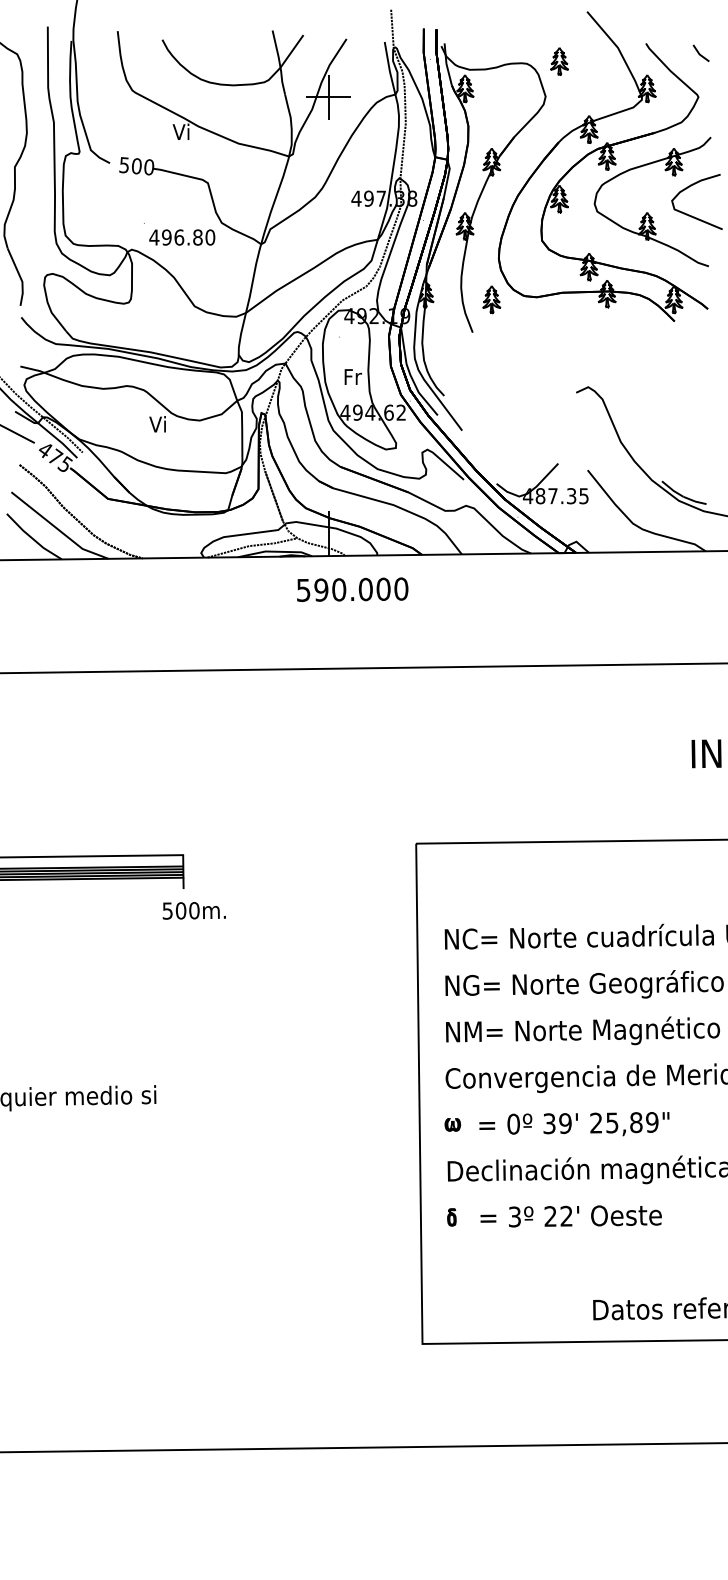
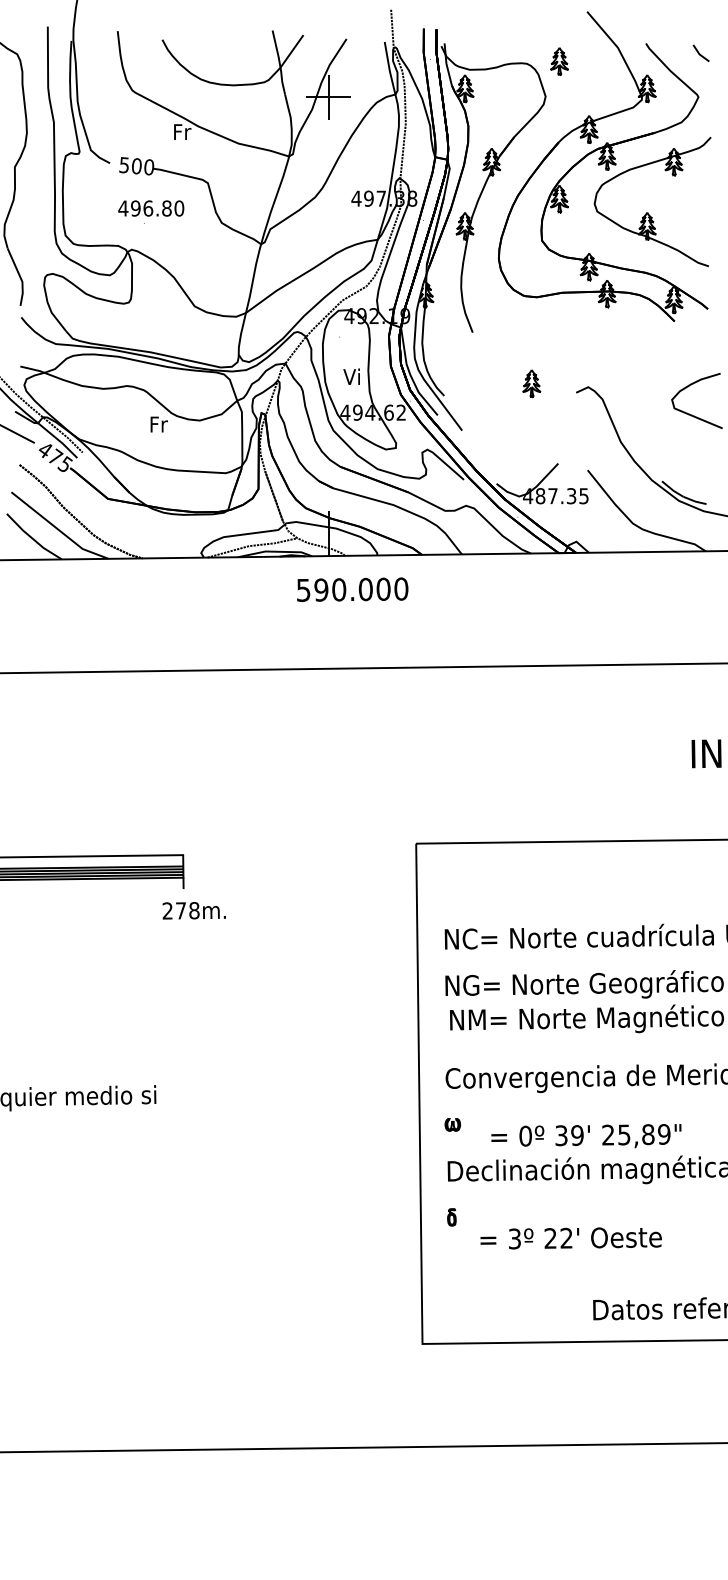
text: Vi -> Fr (181, 131)
curve position: (692, 215) -> (692, 414) (692, 414)
text position: (182, 237) -> (151, 208) (151, 208)
part position: (491, 299) -> (531, 383) (531, 383)
text: Fr -> Vi (352, 376)
text: Vi -> Fr (158, 424)
text: 500m. -> 278m. (180, 910)
text position: (582, 1030) -> (586, 1018) (586, 1018)
text position: (574, 1124) -> (586, 1136) (586, 1136)
text position: (570, 1216) -> (570, 1238) (570, 1238)
